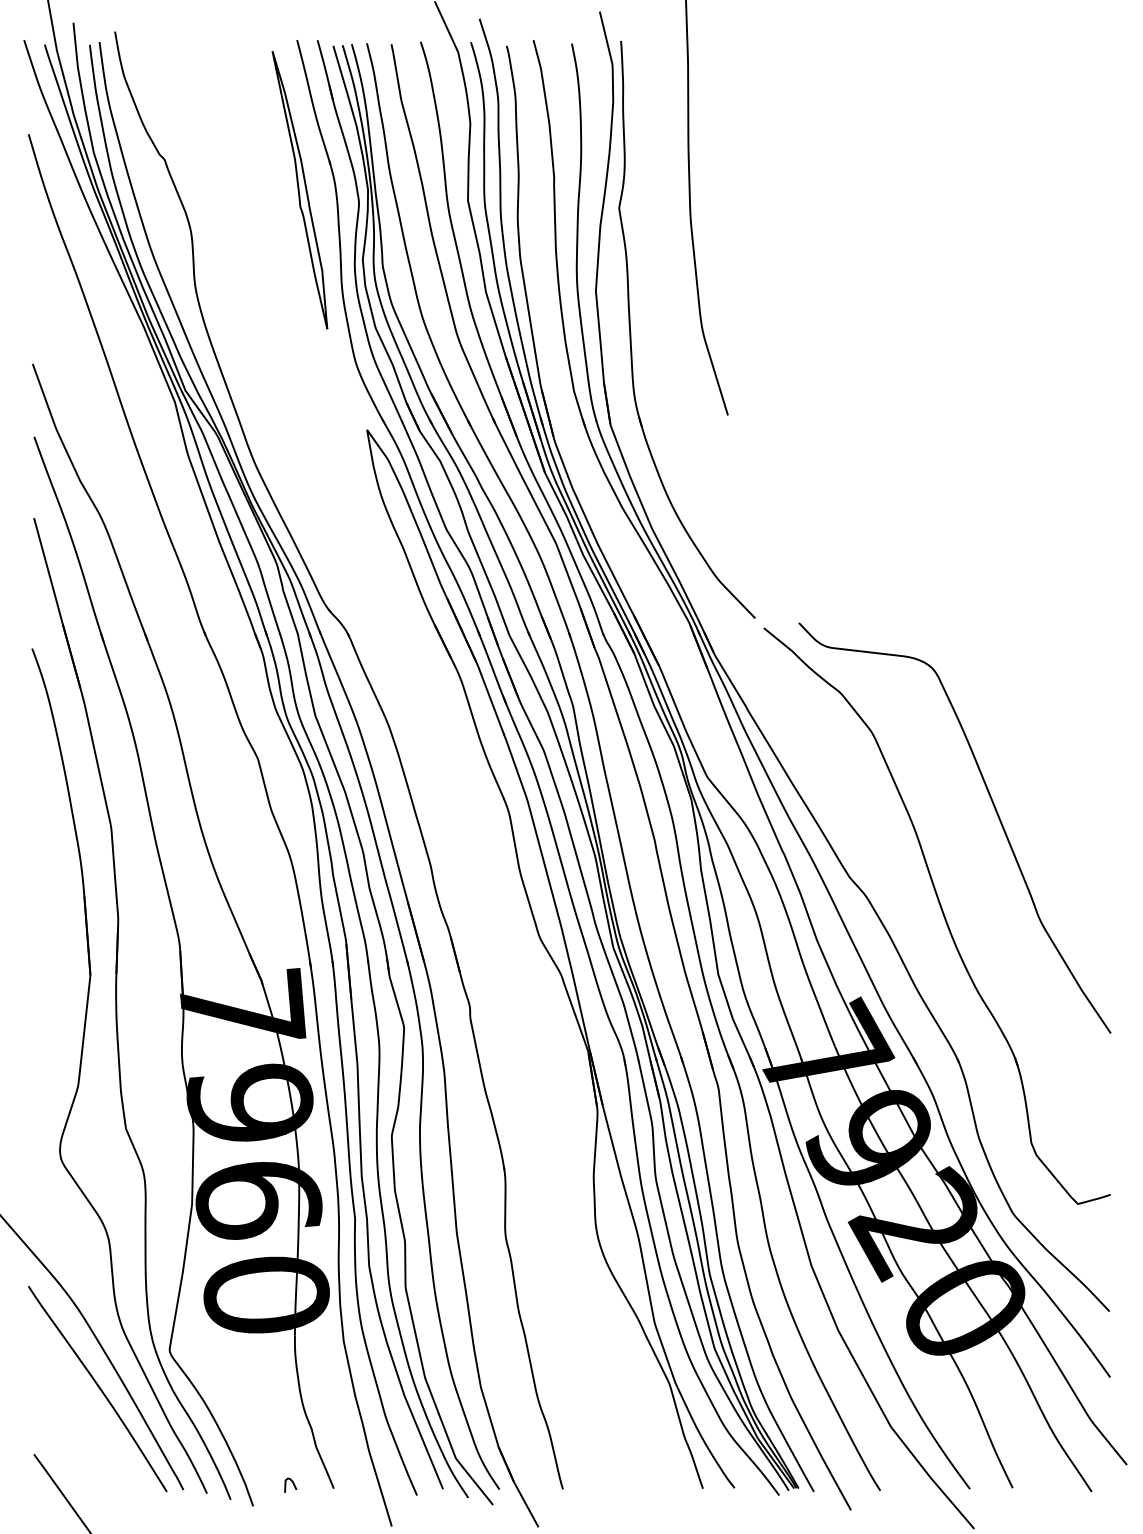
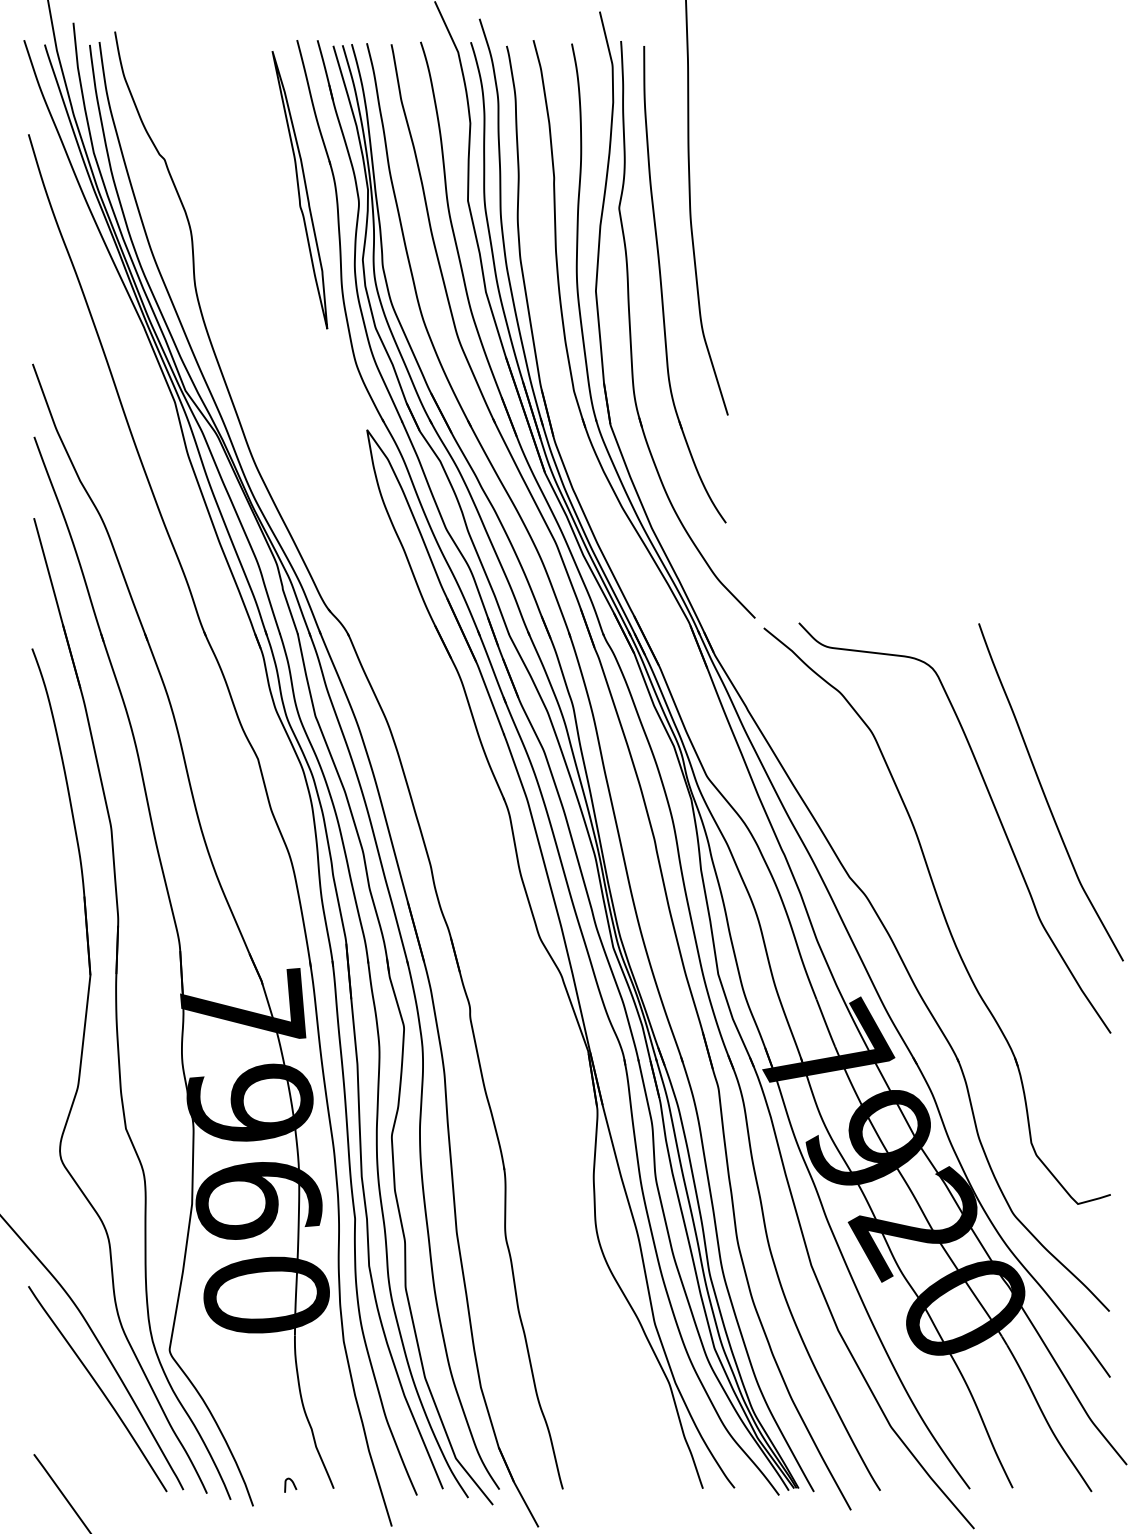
part: none -> present (662, 286)
curve: none -> present (1045, 794)
